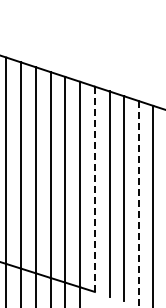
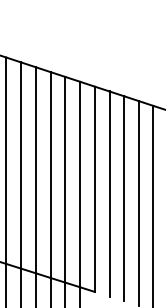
line: dashed -> solid (94, 189)
line: dashed -> solid (138, 202)
